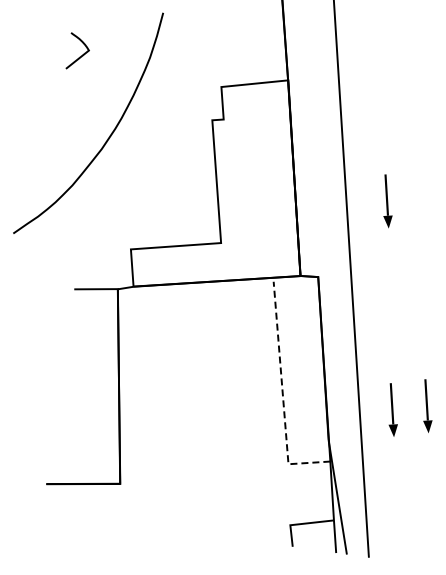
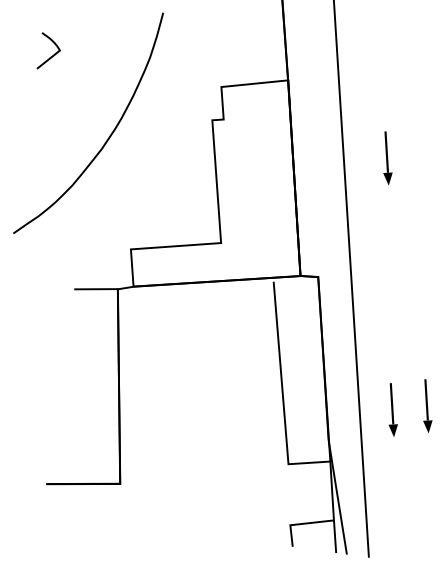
curve position: (79, 56) -> (50, 56) (50, 56)
part position: (387, 201) -> (387, 158) (387, 158)
line: dashed -> solid (282, 393)
